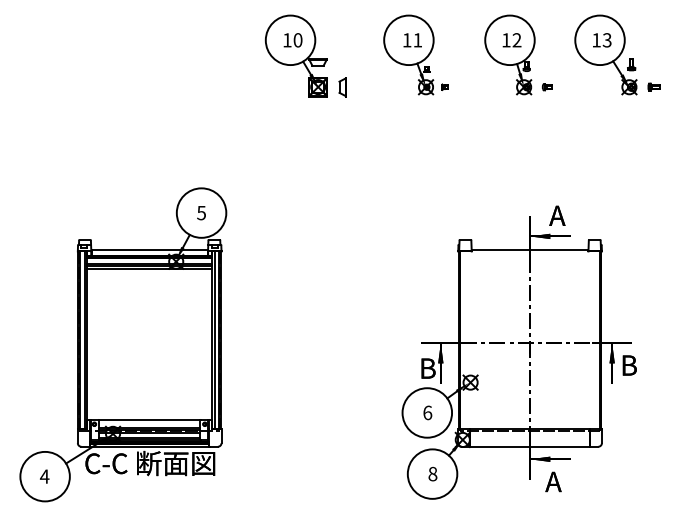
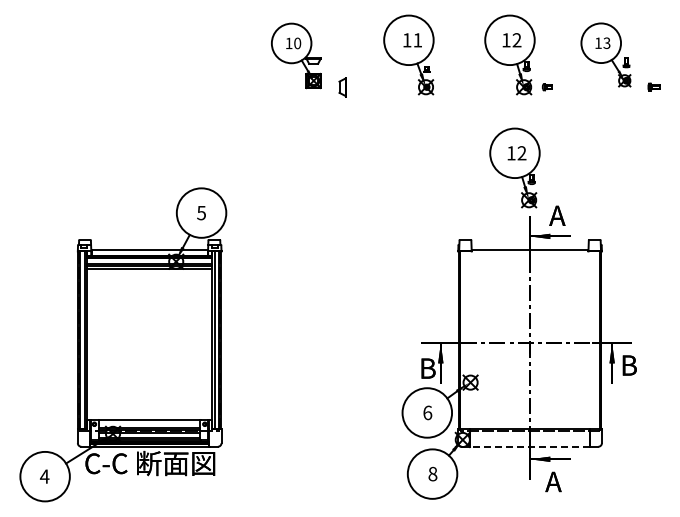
part size: 64x82 px -> 52x66 px (605, 54)
part size: 64x84 px -> 51x68 px (296, 55)
part: present -> none (444, 86)
part: none -> present (514, 167)
line: solid -> dashed (530, 446)
